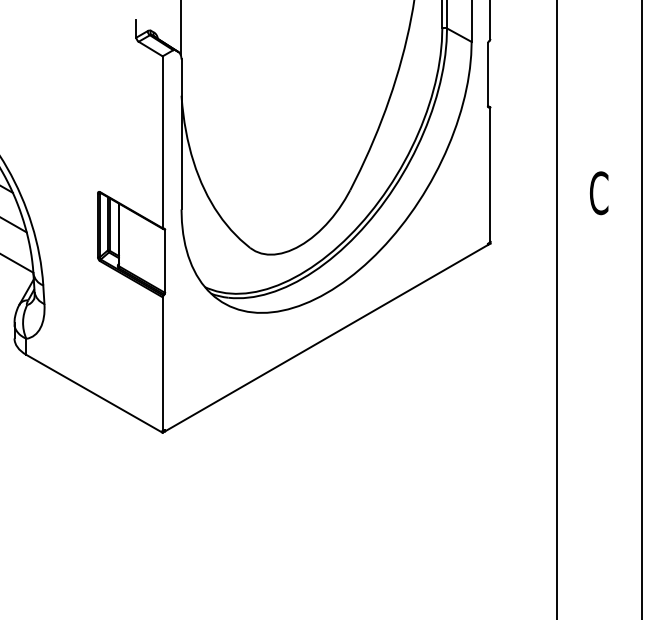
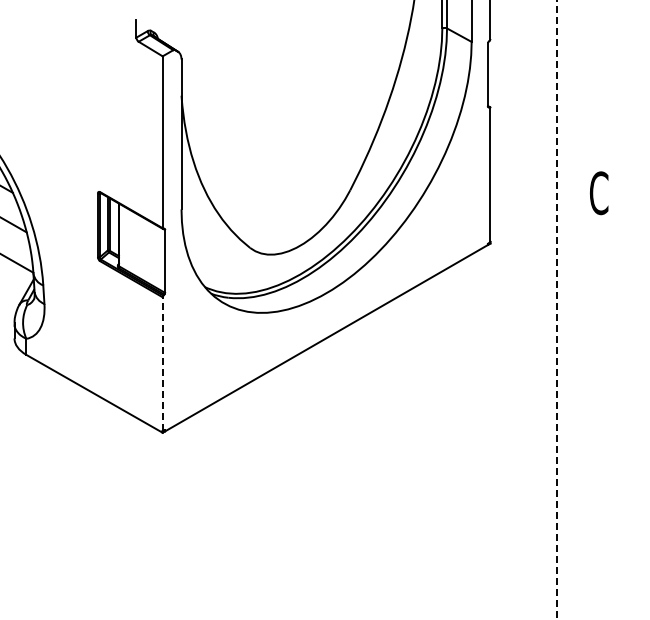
line: present -> none (180, 28)
line: present -> none (641, 309)
line: solid -> dashed (557, 310)
line: solid -> dashed (162, 364)
